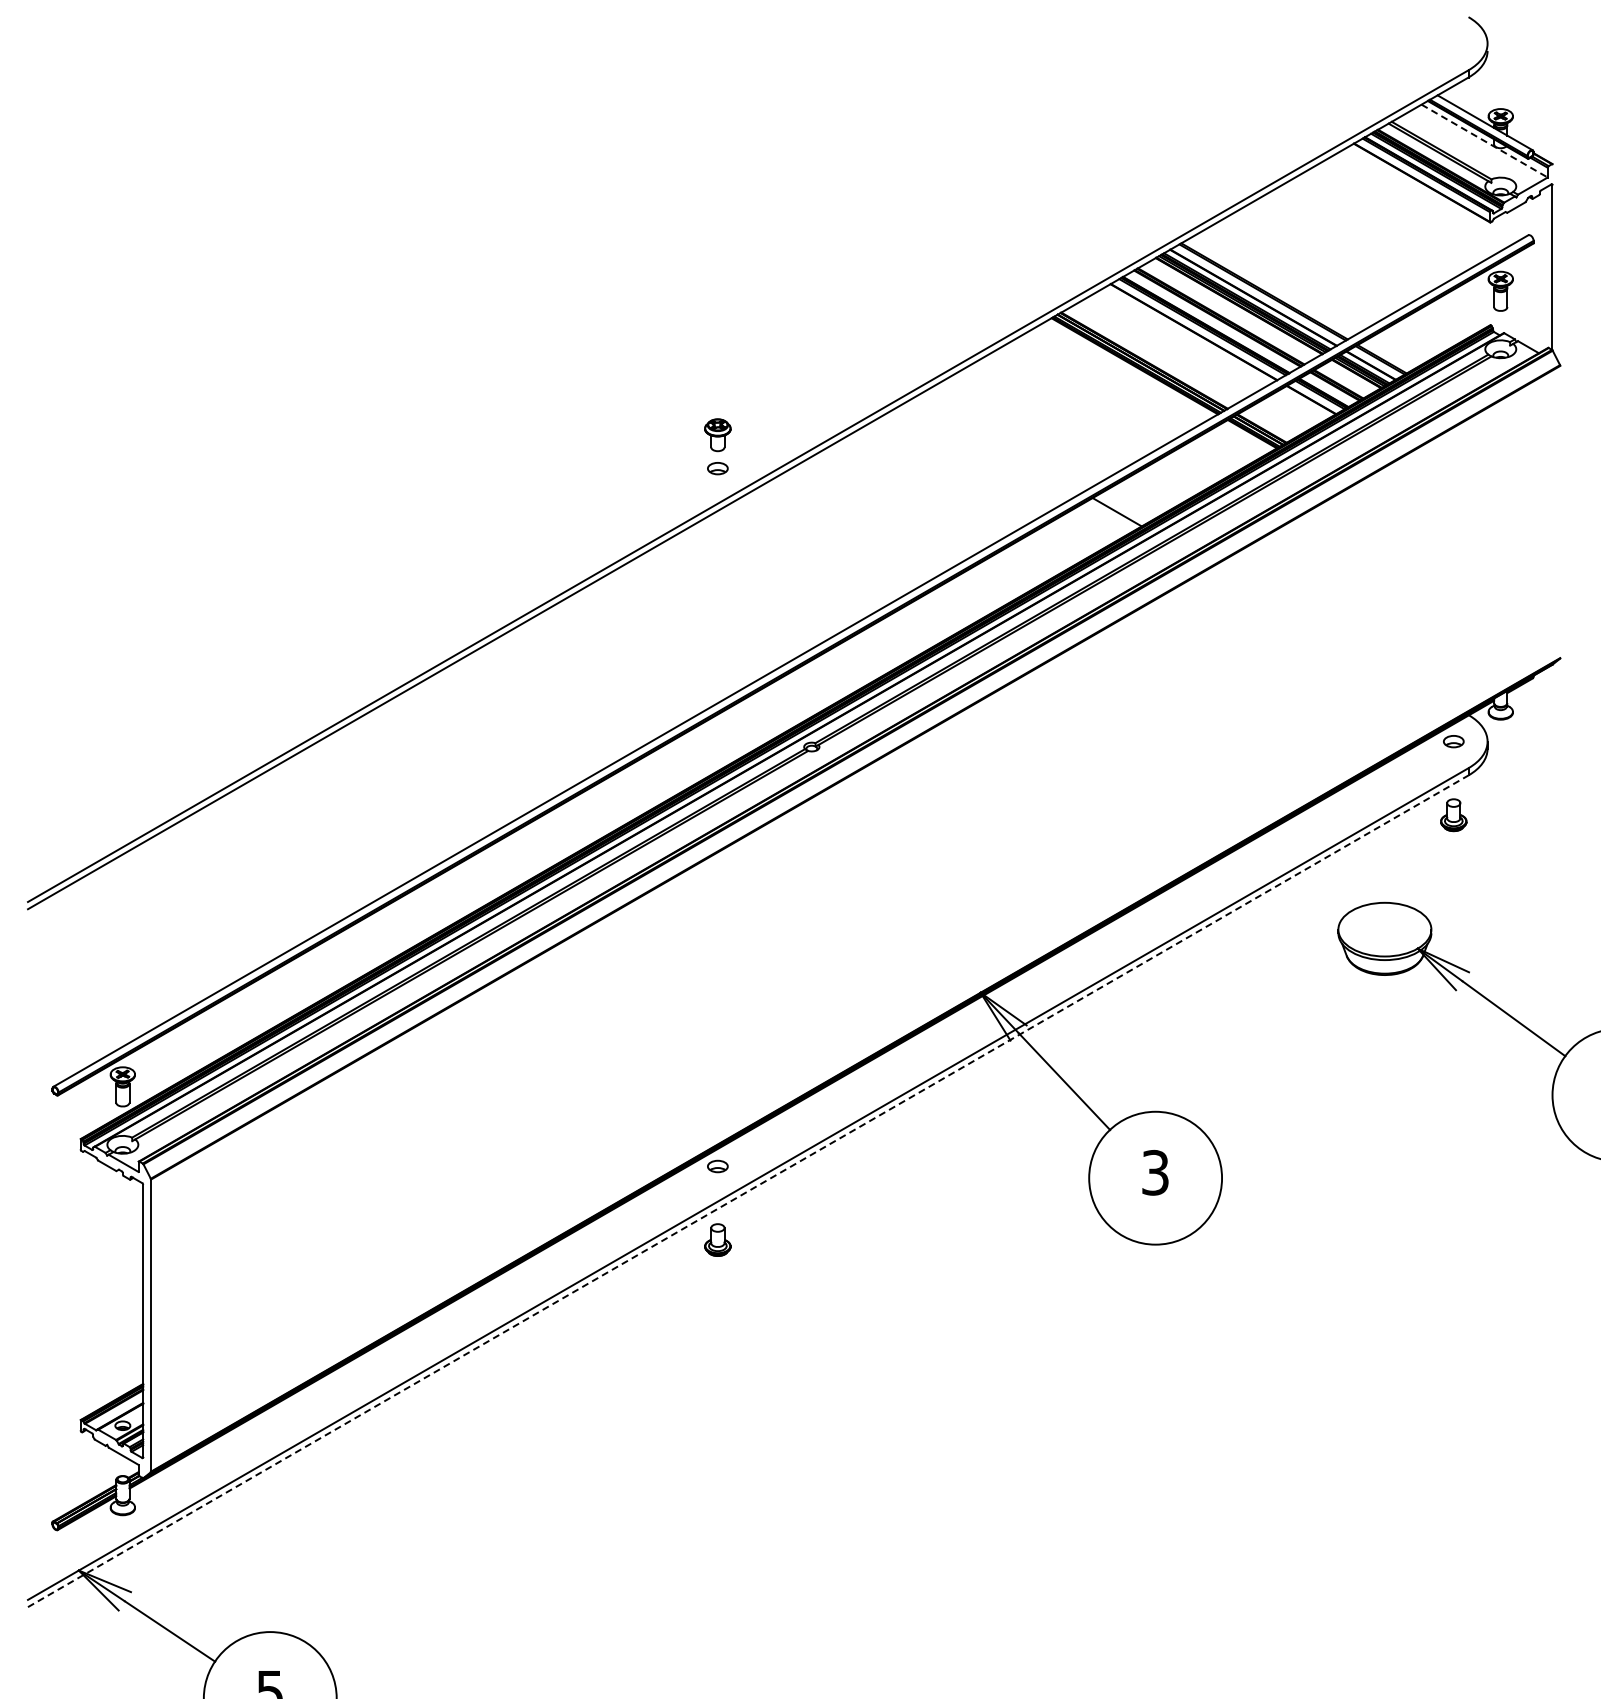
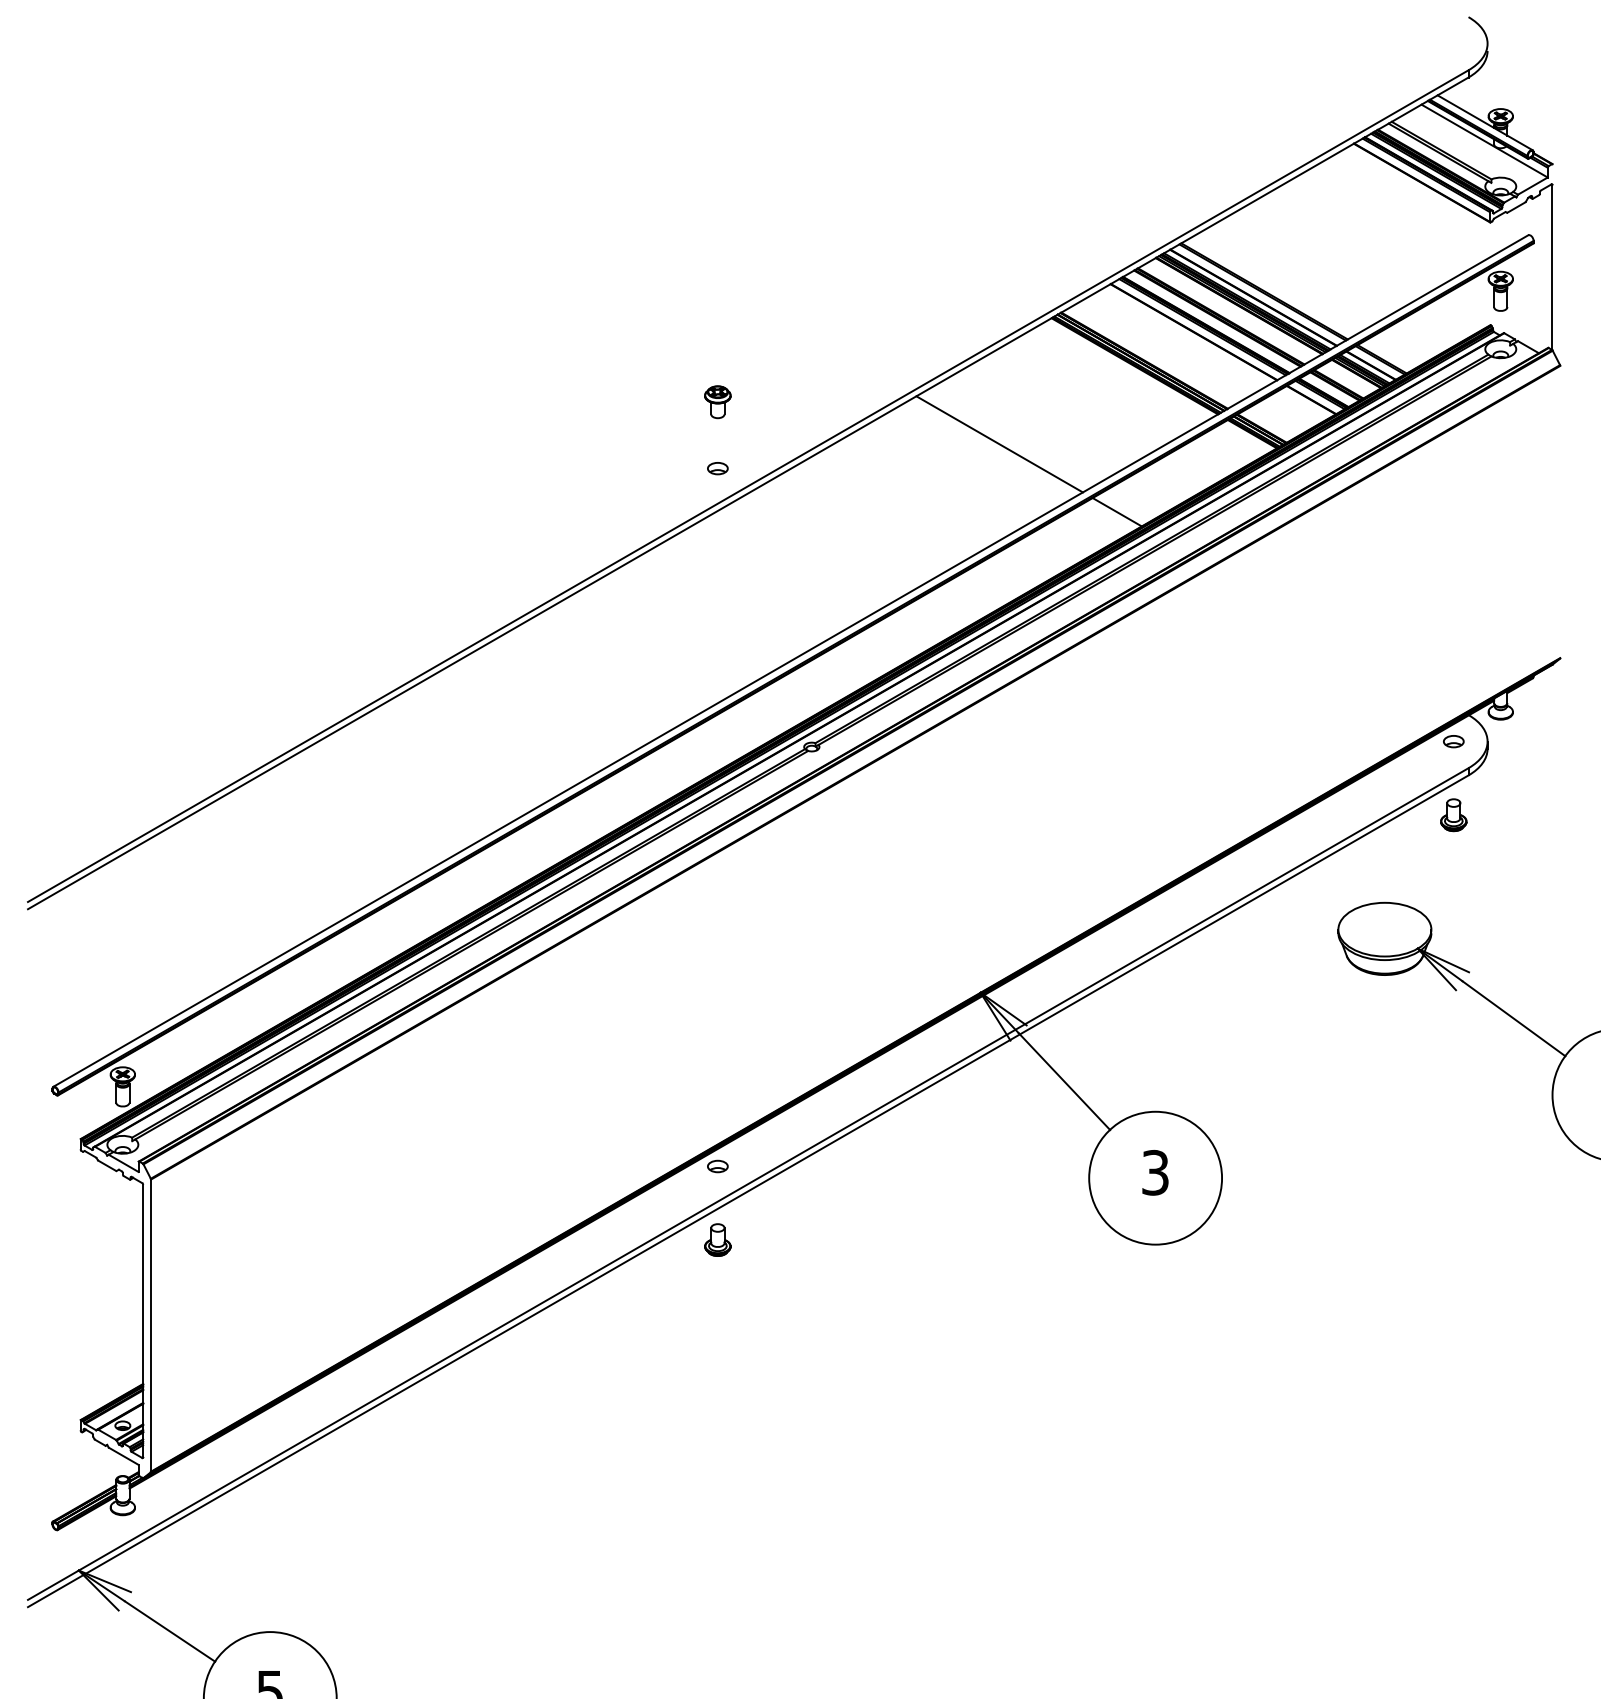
line: dashed -> solid (1484, 141)
part position: (717, 435) -> (717, 402) (717, 402)
line: none -> present (999, 444)
line: dashed -> solid (748, 1191)
